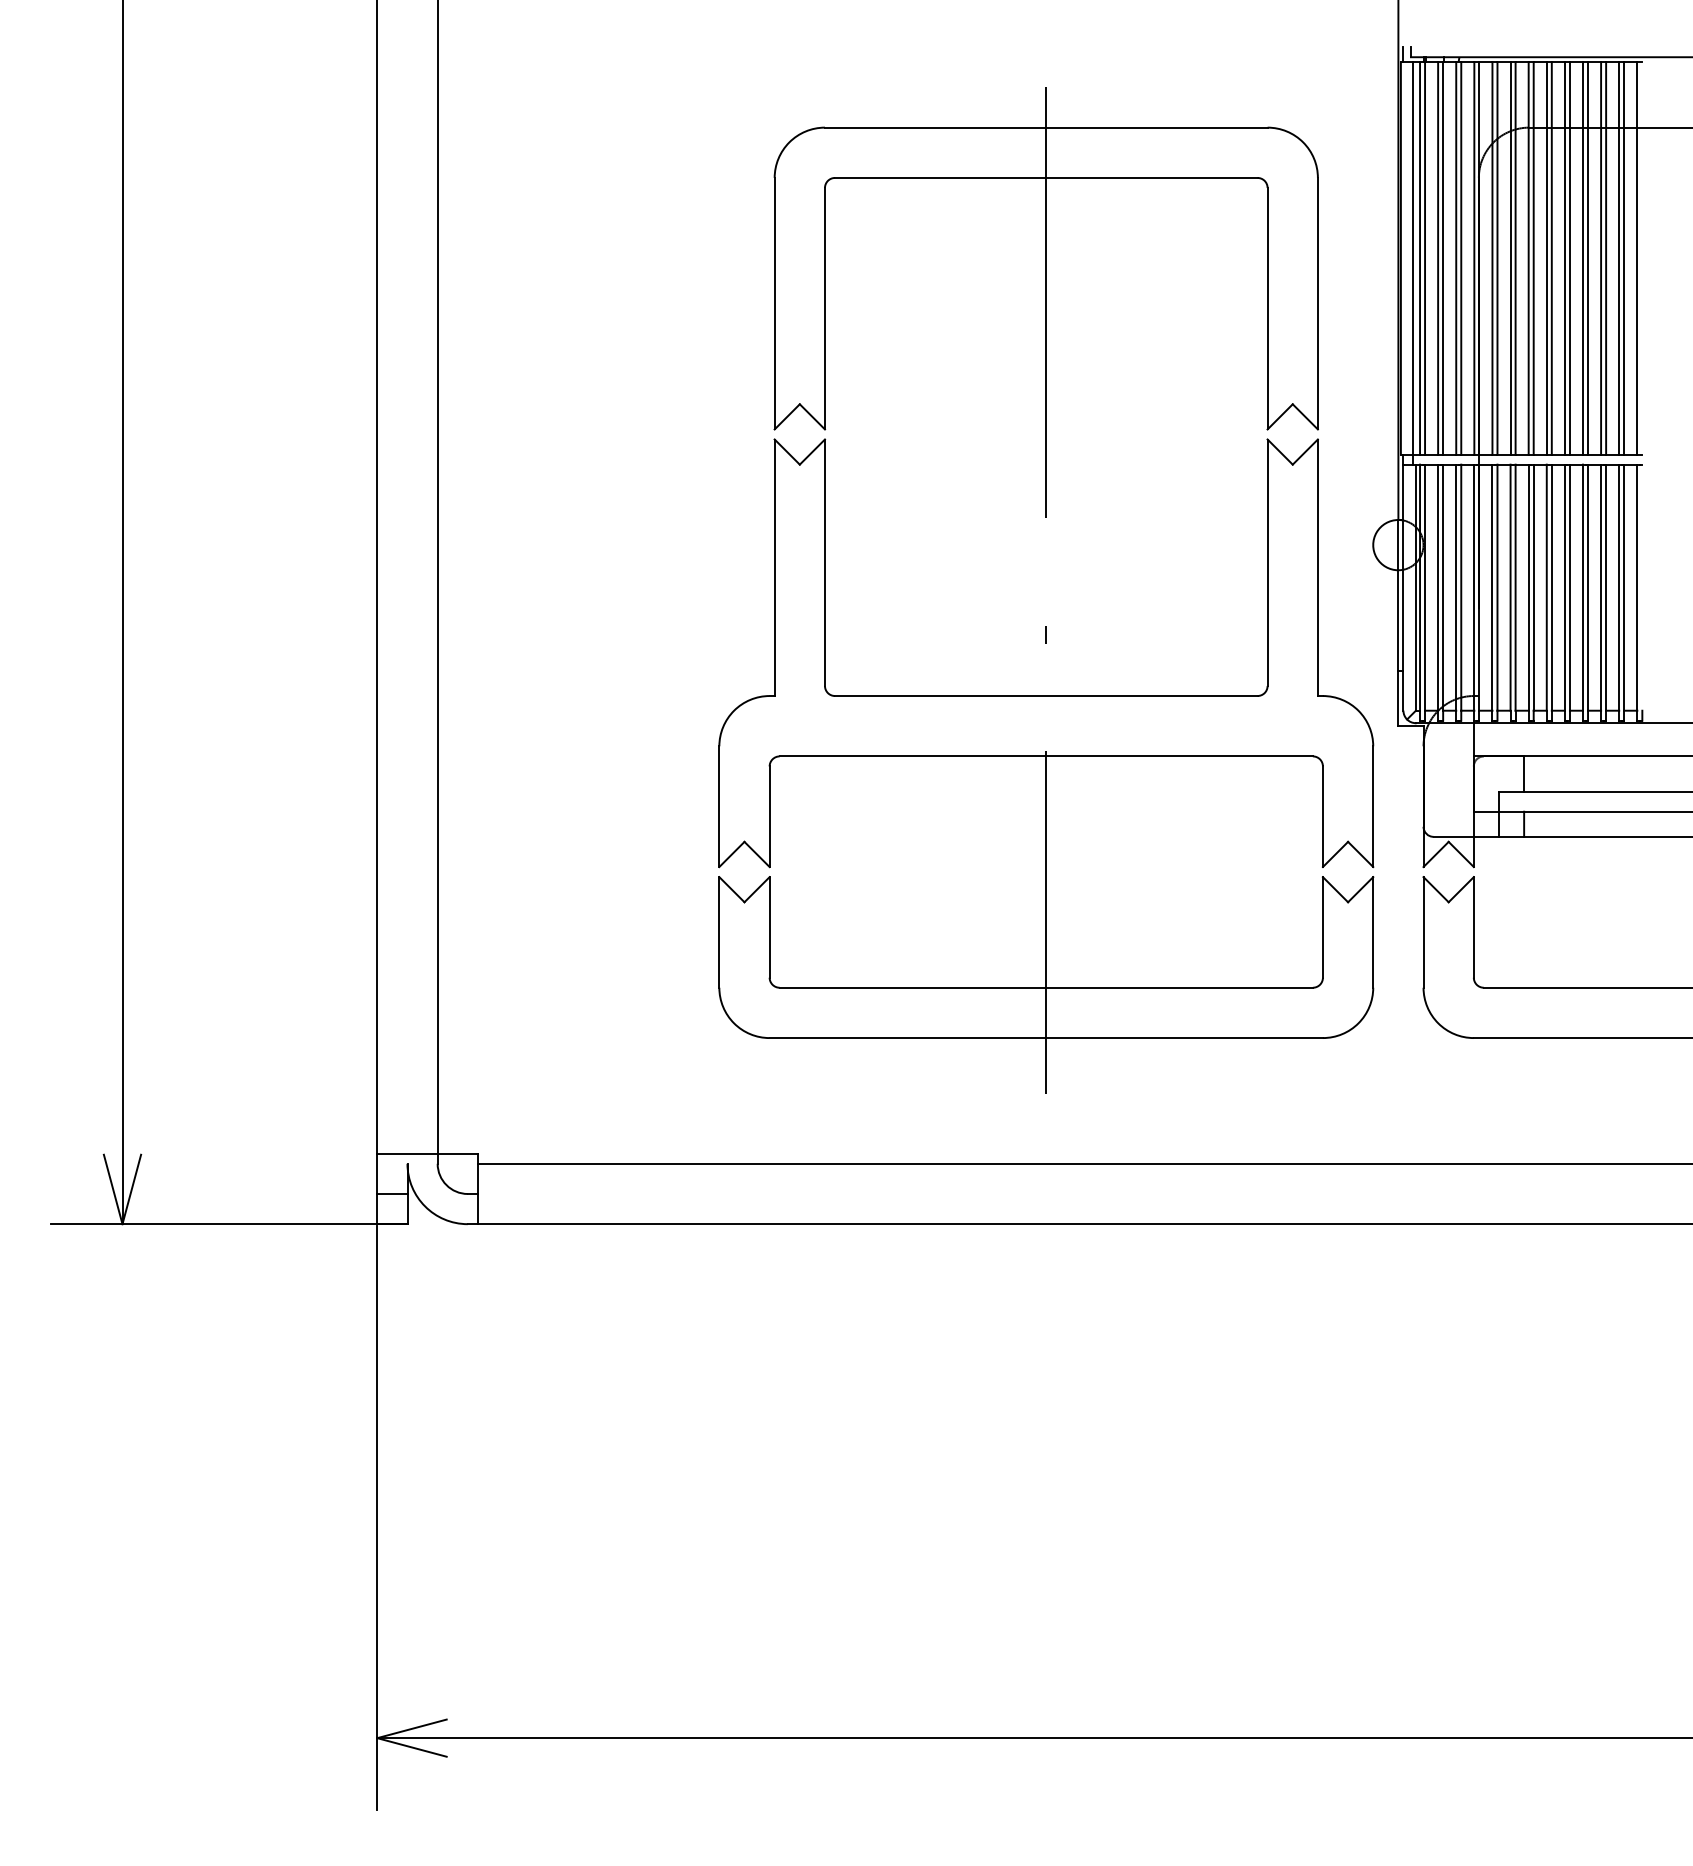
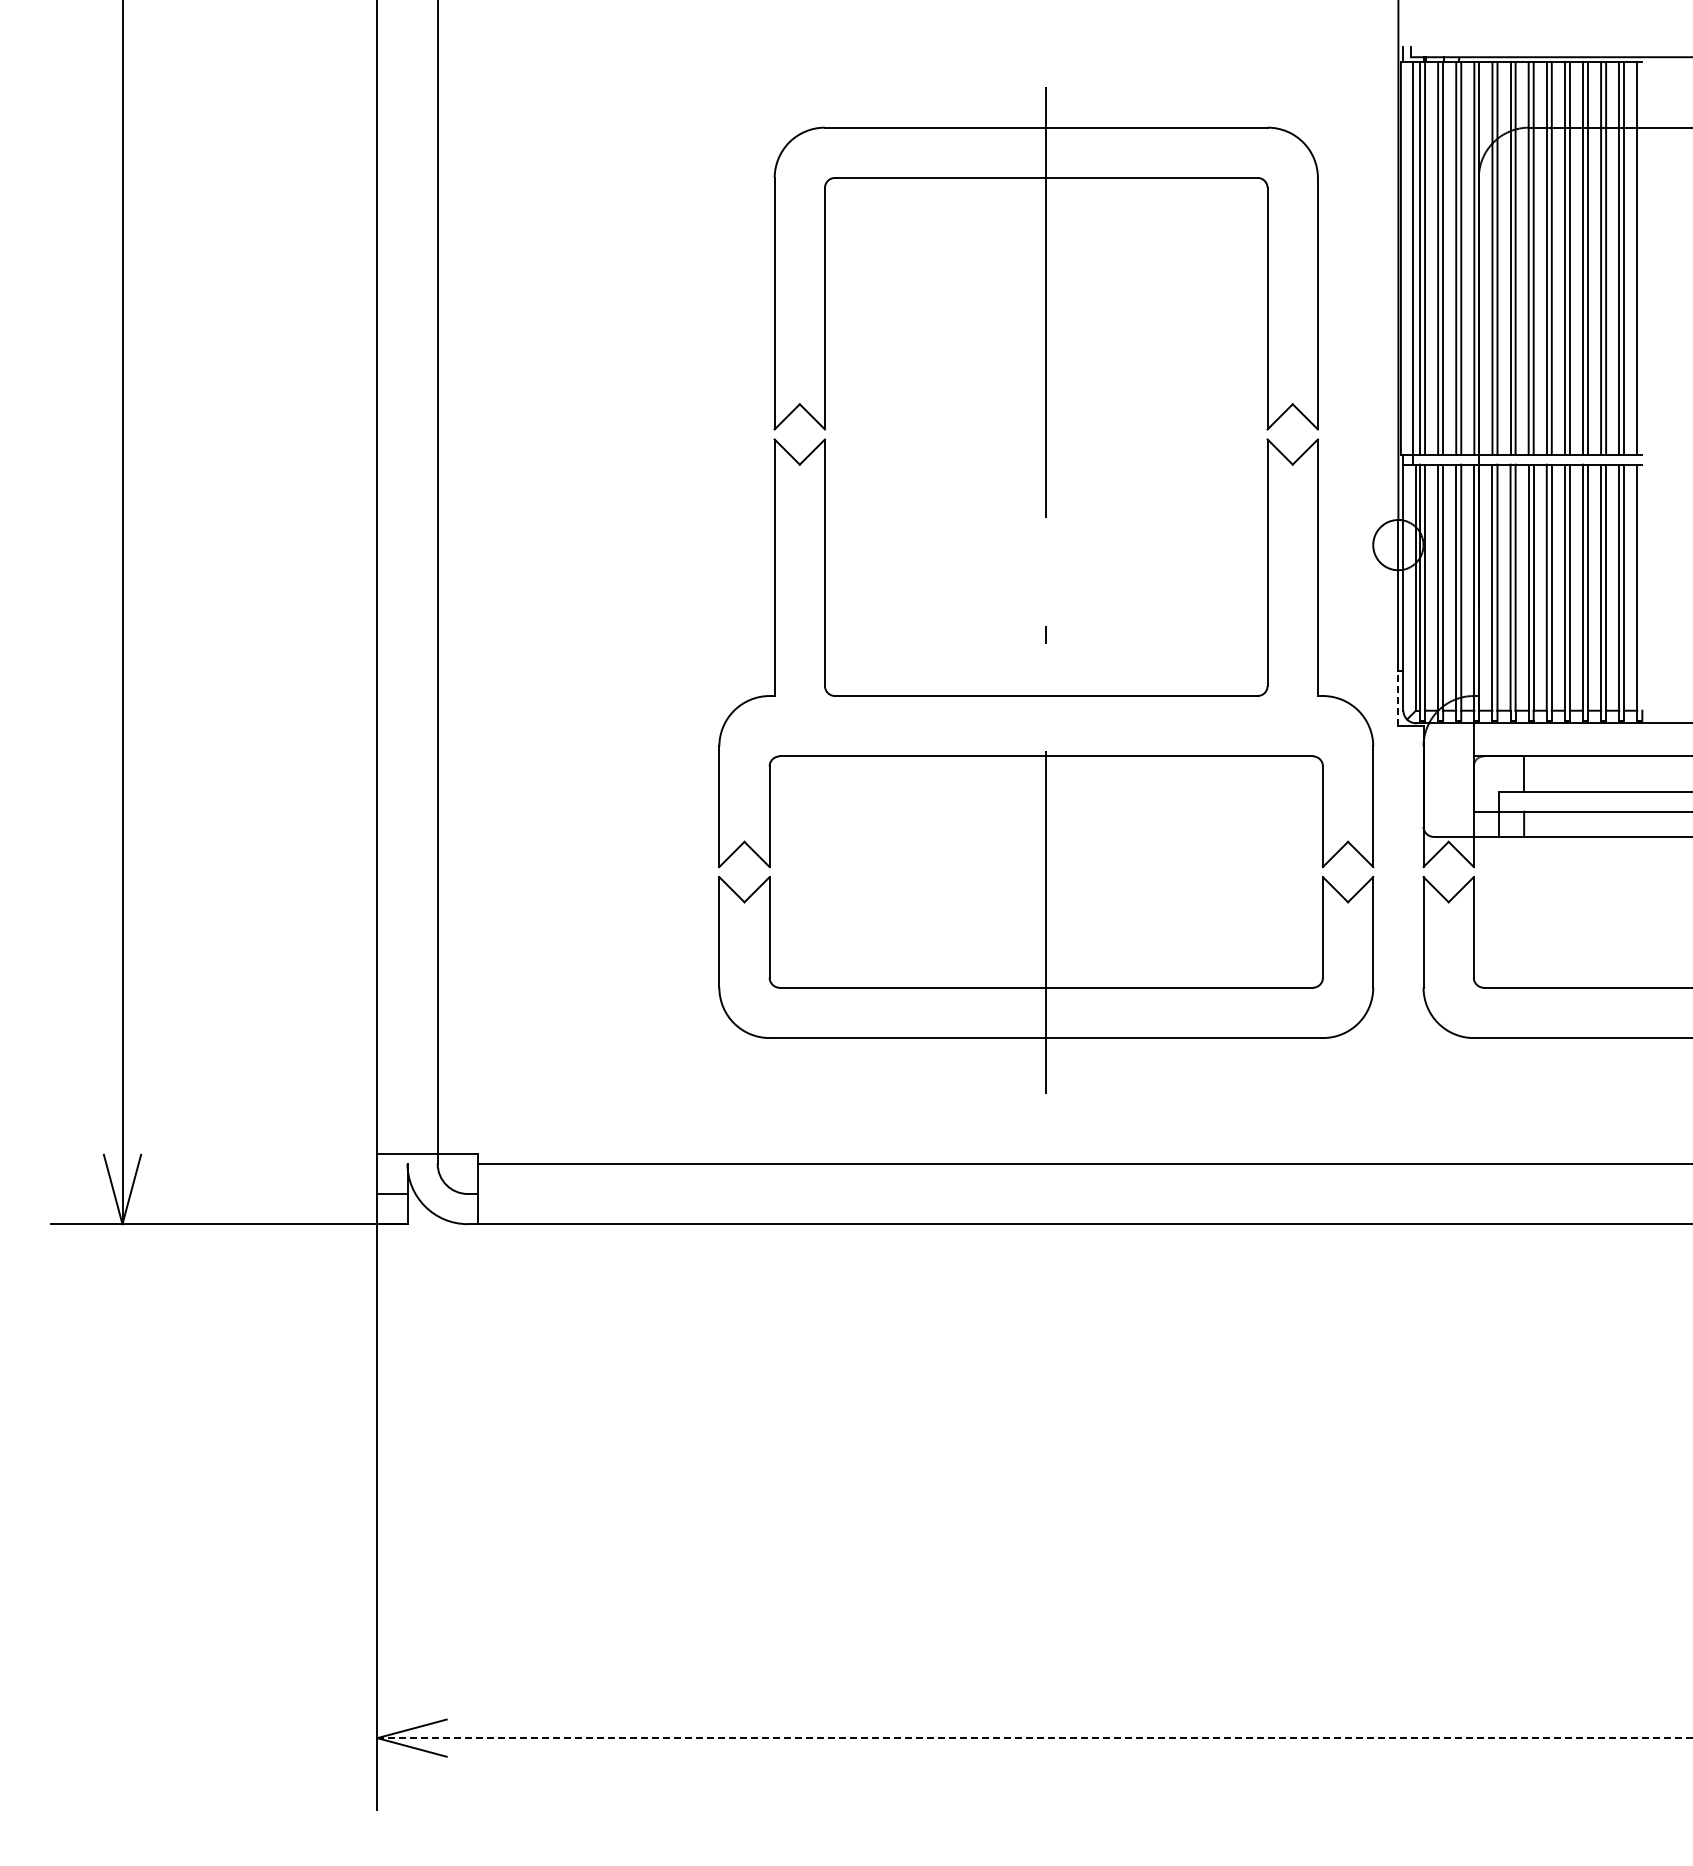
line: solid -> dashed (1398, 698)
line: solid -> dashed (1035, 1738)
